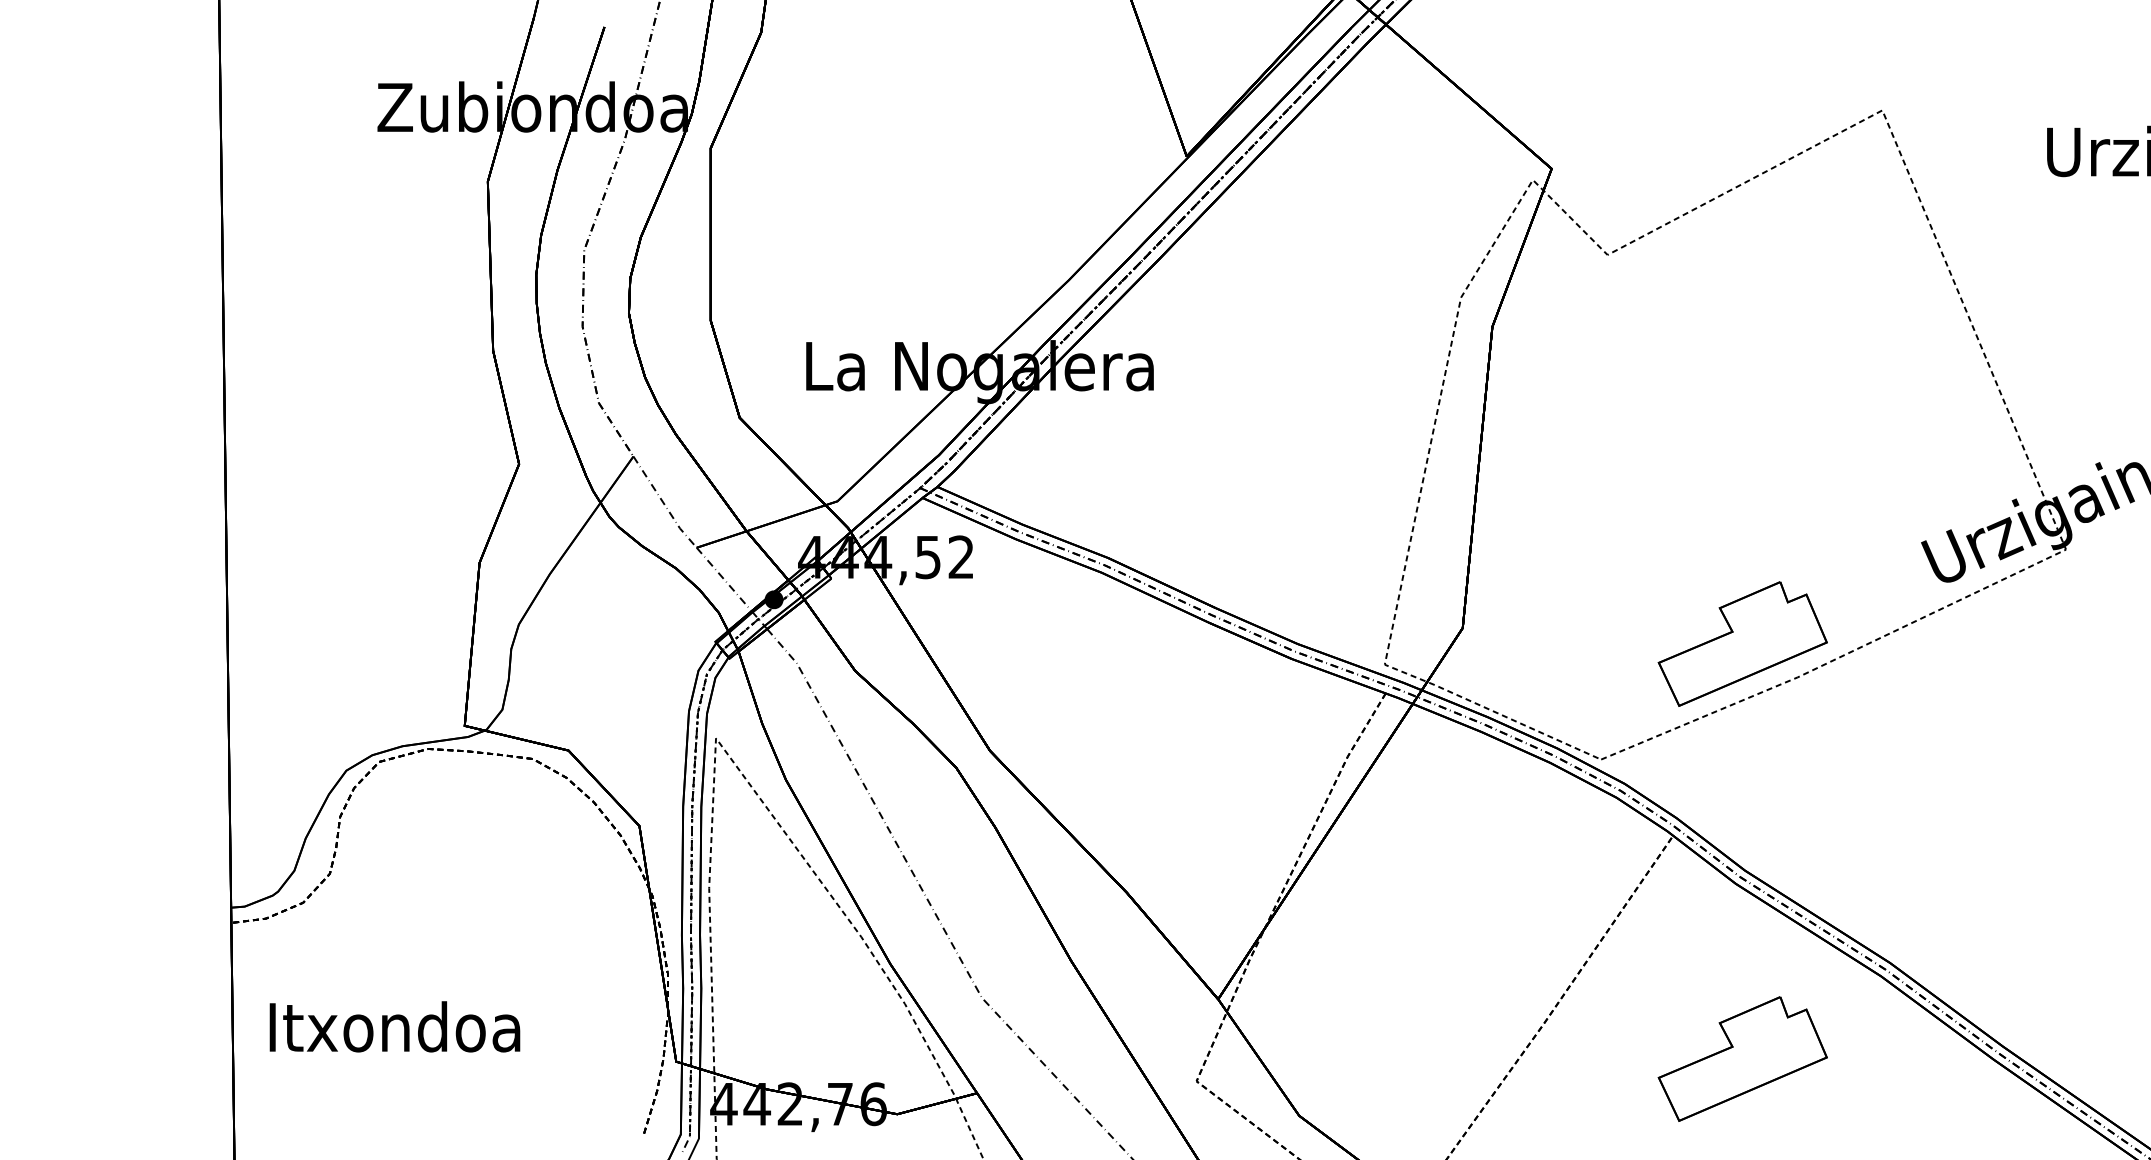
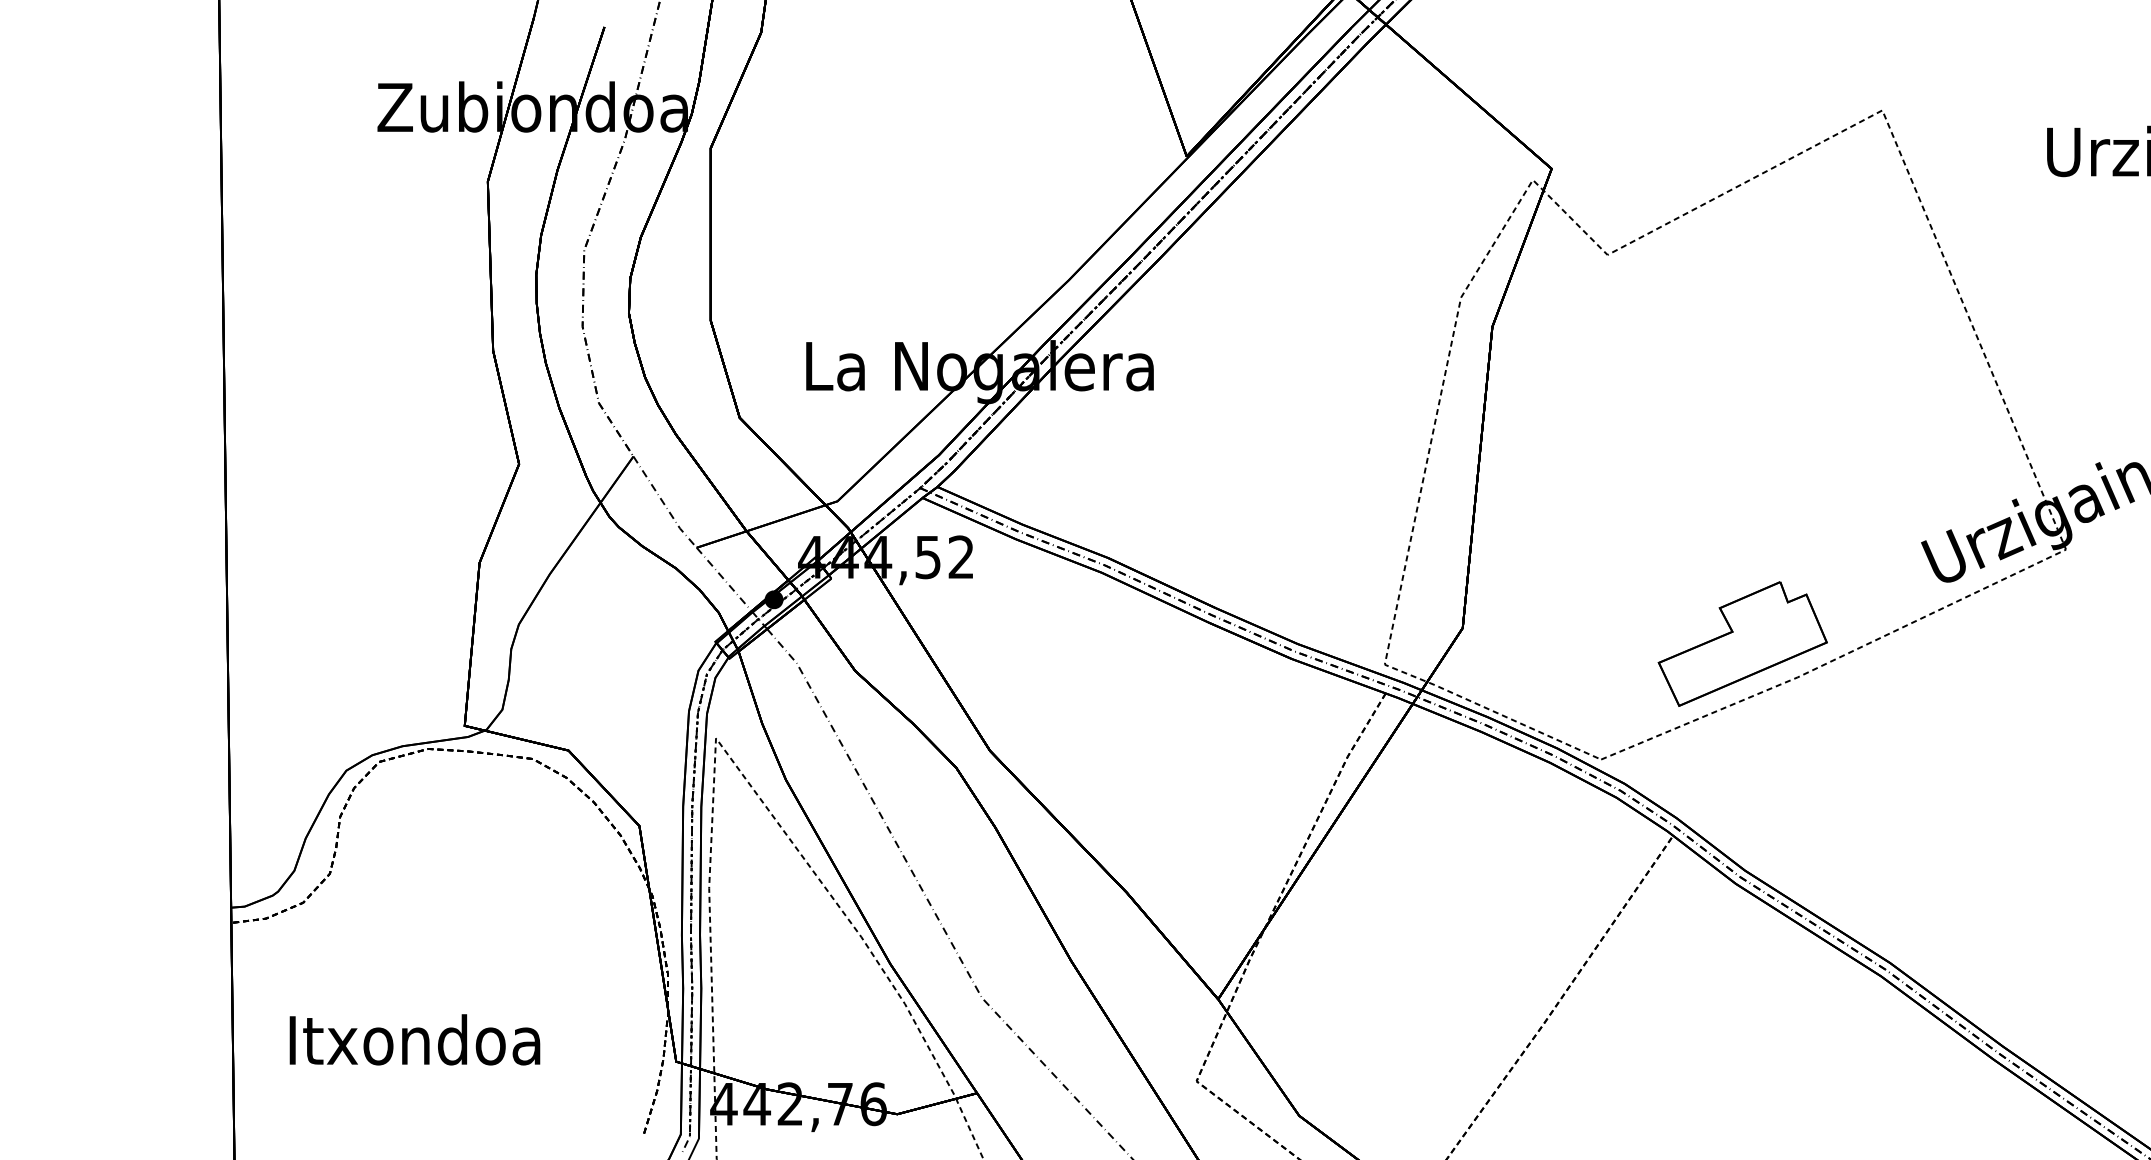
text position: (394, 1026) -> (414, 1039) (414, 1039)
part: present -> none (1742, 1058)
